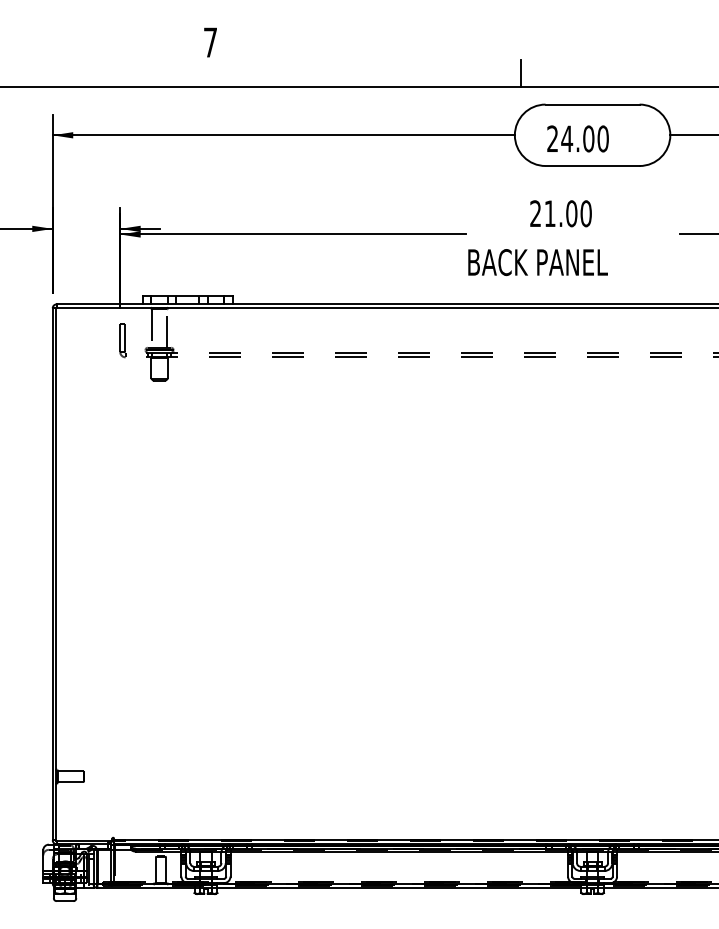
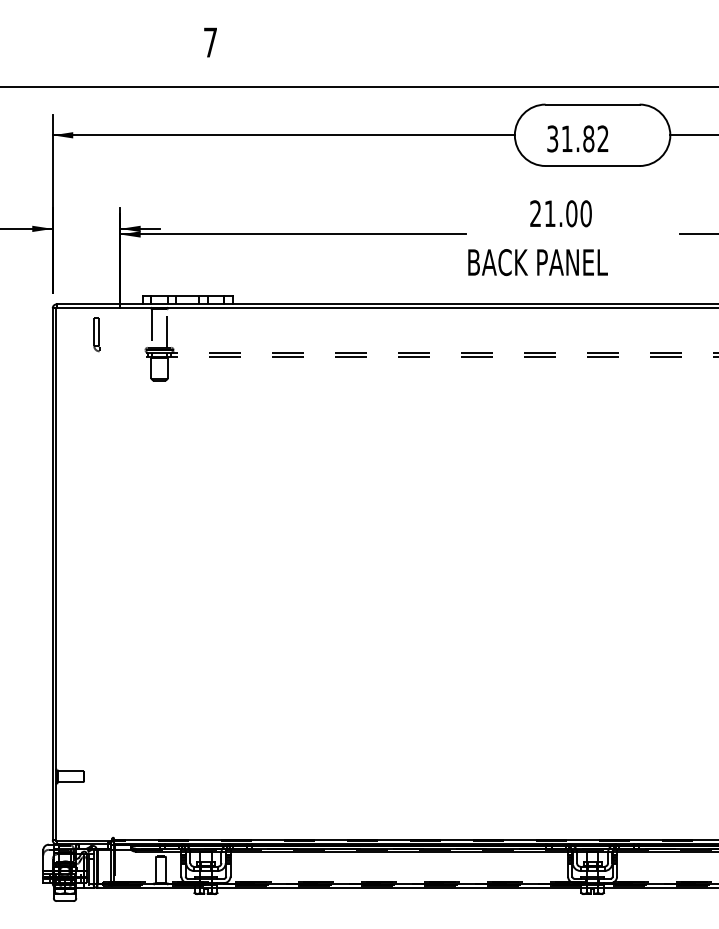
line: present -> none (520, 72)
text: 24.00 -> 31.82 (577, 138)
part position: (122, 340) -> (96, 334) (96, 334)
